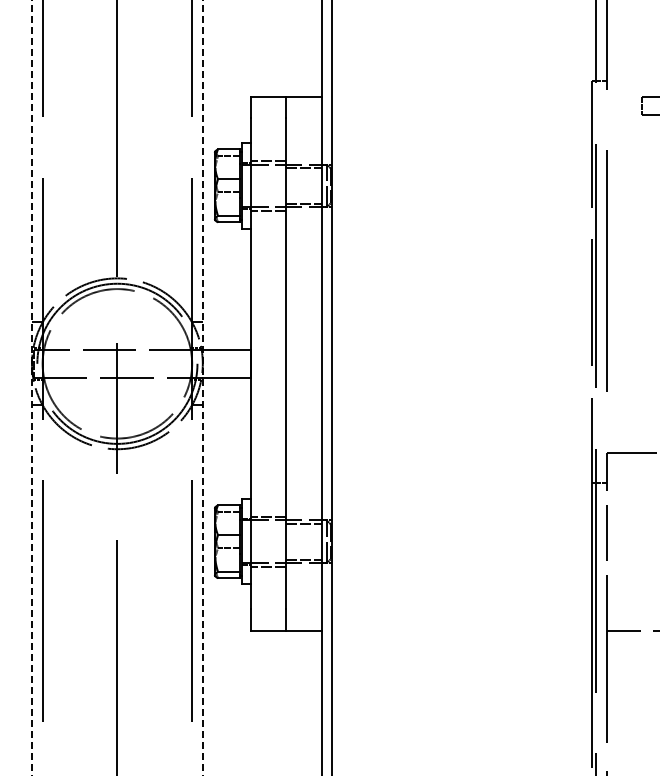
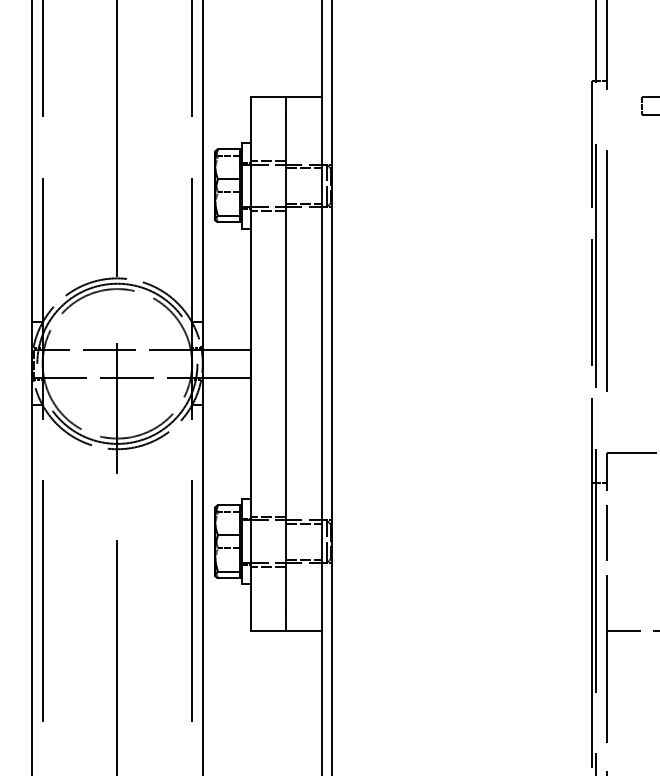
line: dashed -> solid (32, 387)
line: dashed -> solid (202, 387)
